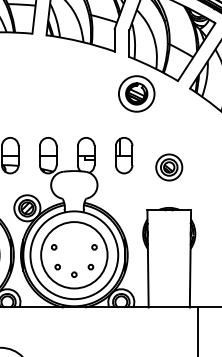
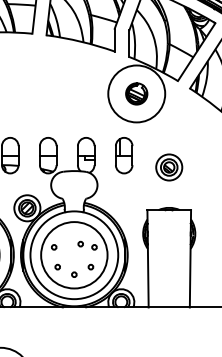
circle diameter: 36 px -> 57 px (136, 93)
circle: none -> present (80, 243)
line: present -> none (197, 330)
